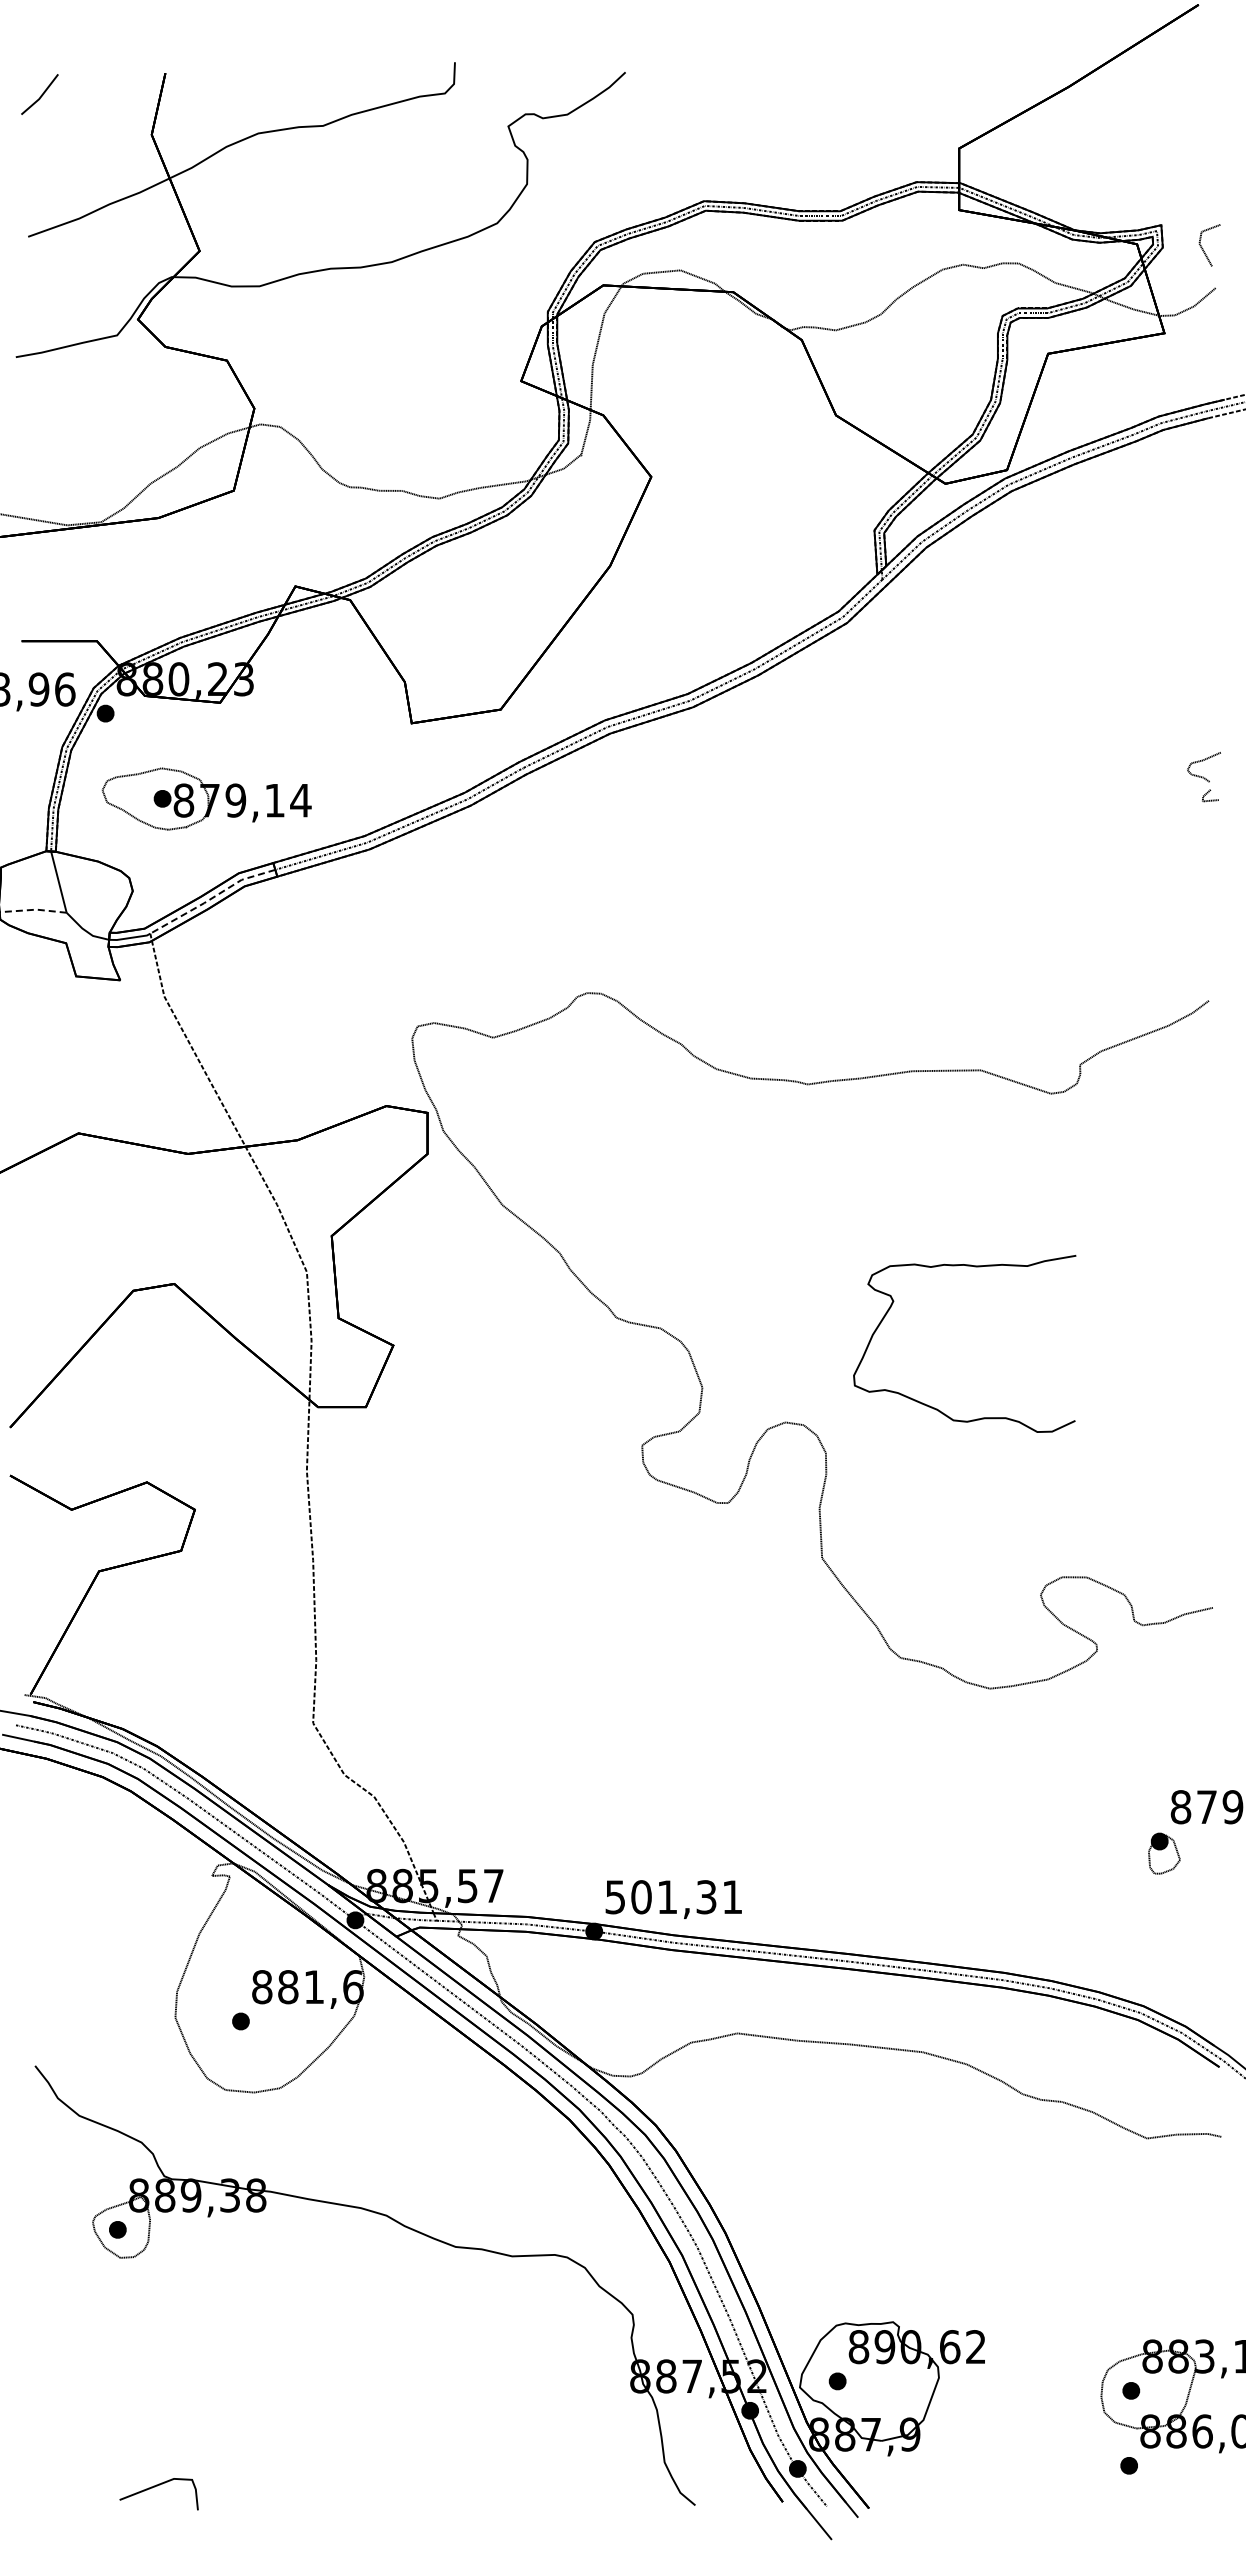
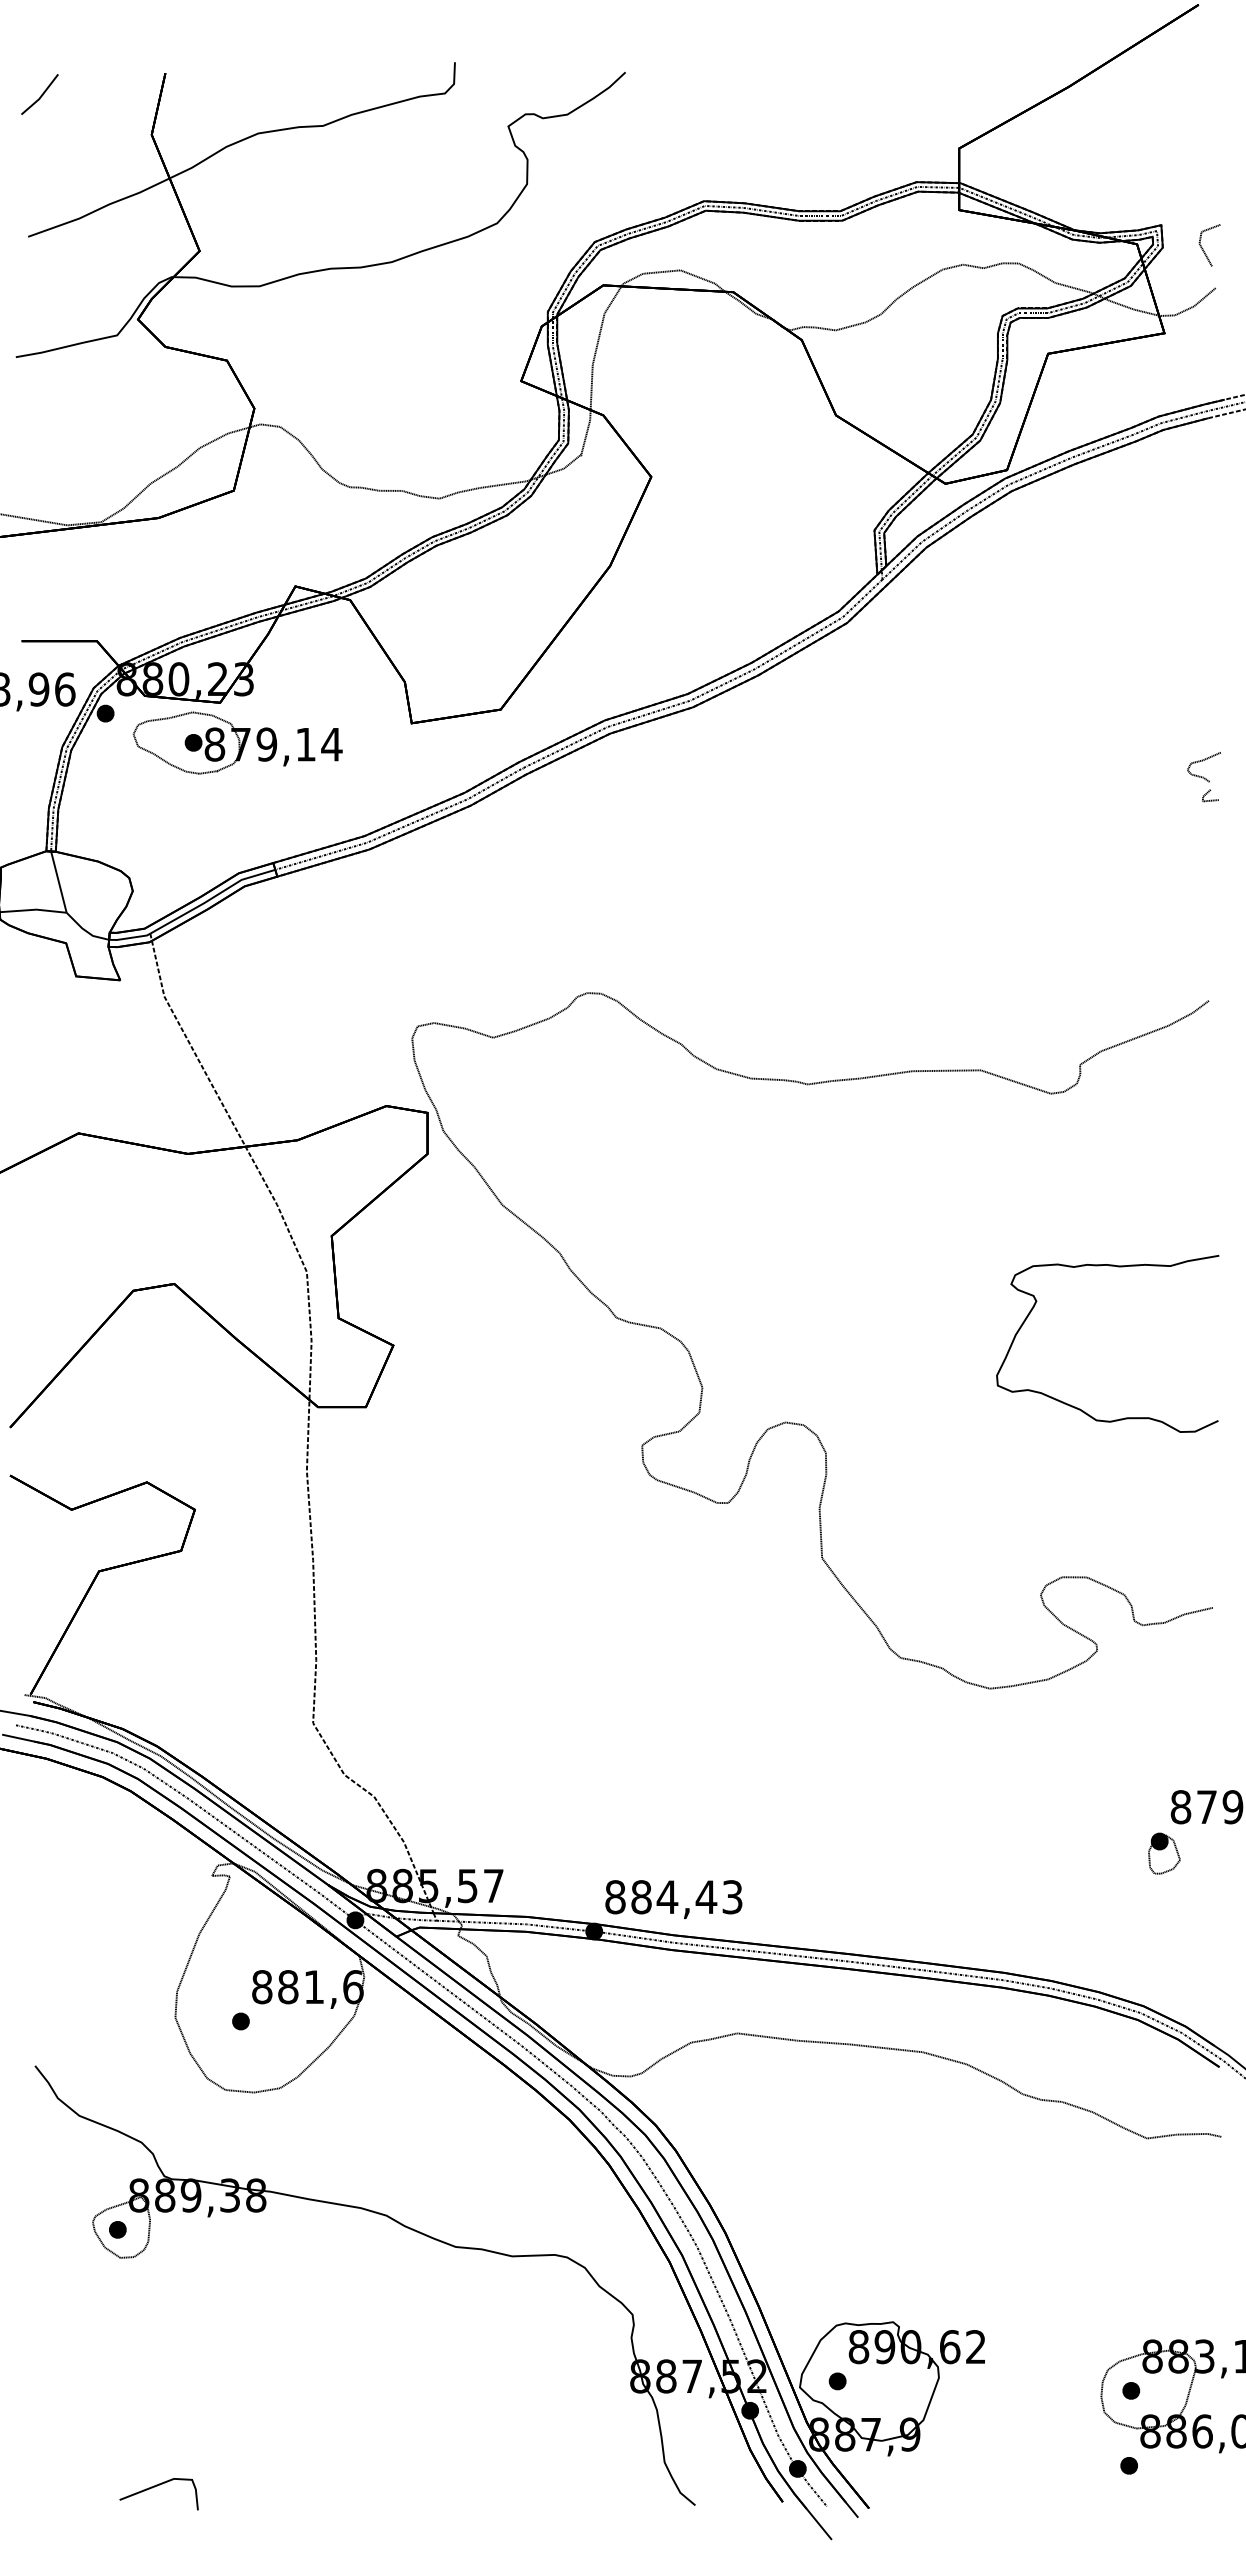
part position: (206, 798) -> (237, 742) (237, 742)
line: dashed -> solid (211, 898)
line: dashed -> solid (34, 909)
part position: (937, 1408) -> (1080, 1408) (1080, 1408)
text: 501,31 -> 884,43 (673, 1897)
